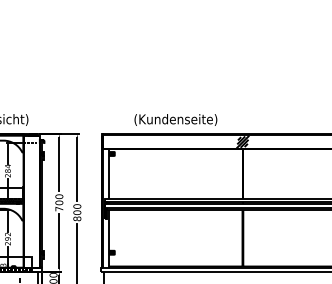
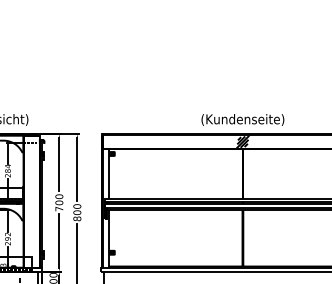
text position: (175, 119) -> (242, 119) (242, 119)
